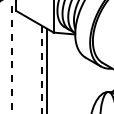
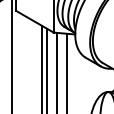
line: dashed -> solid (12, 56)
line: dashed -> solid (41, 69)
line: none -> present (56, 71)
line: none -> present (66, 71)
